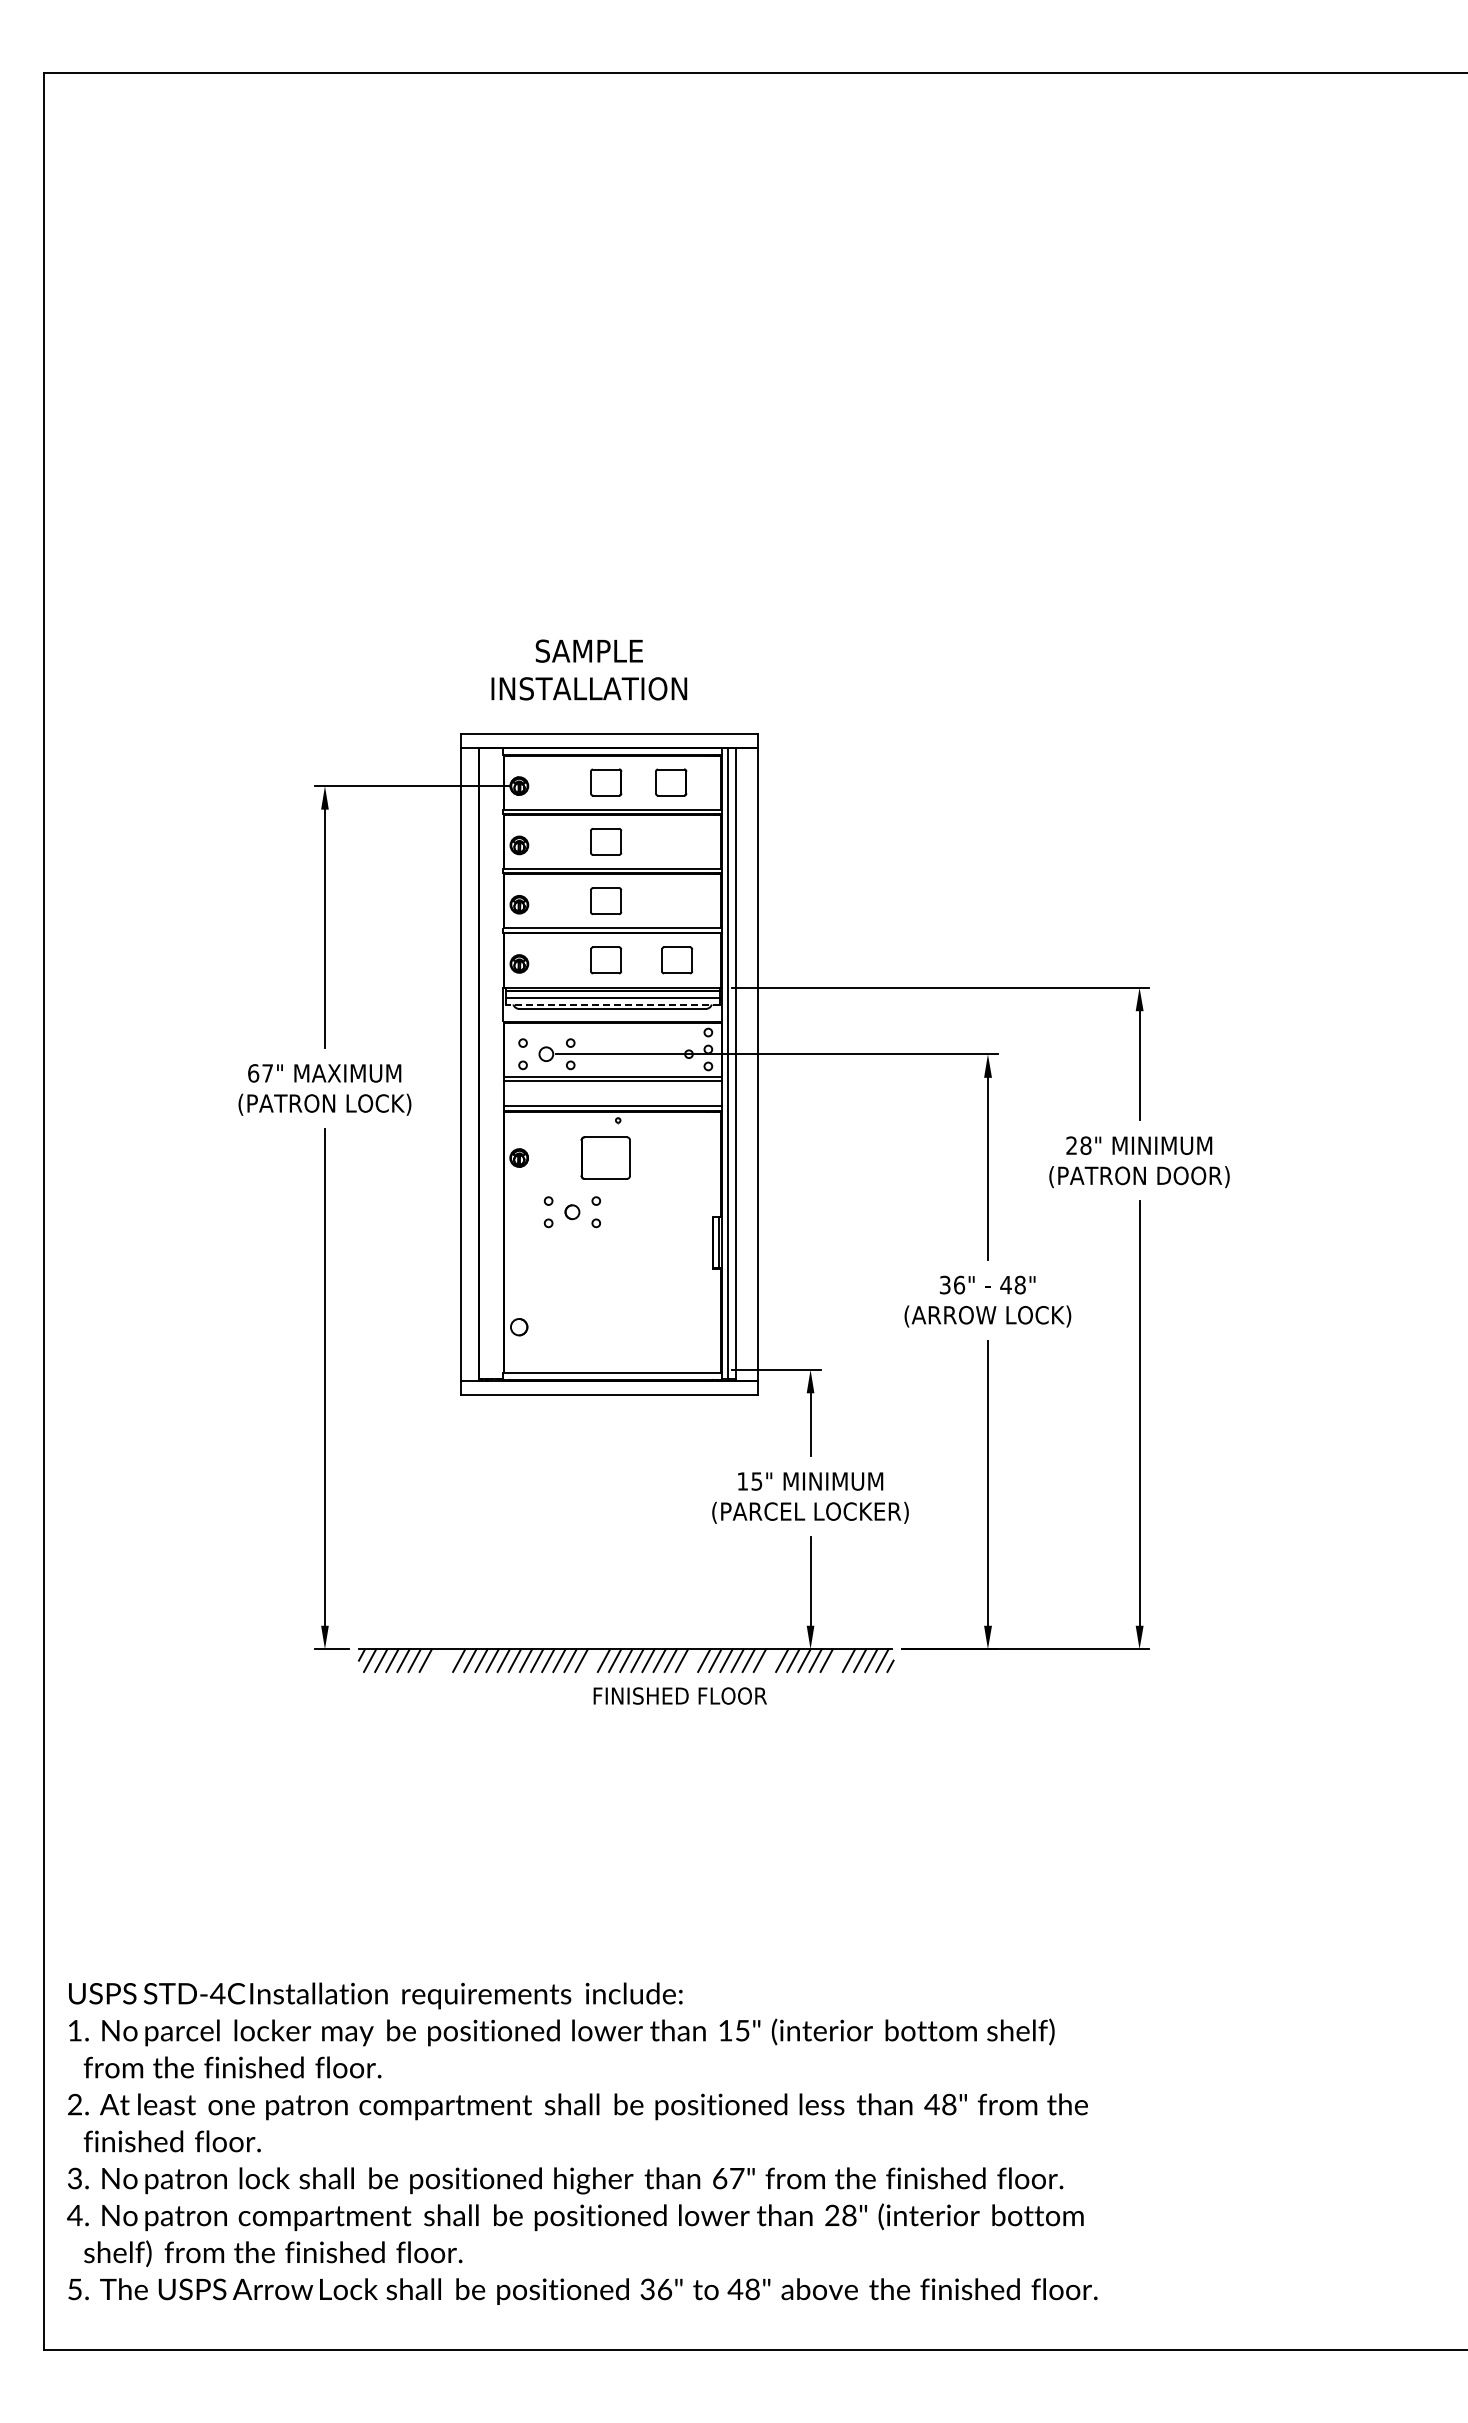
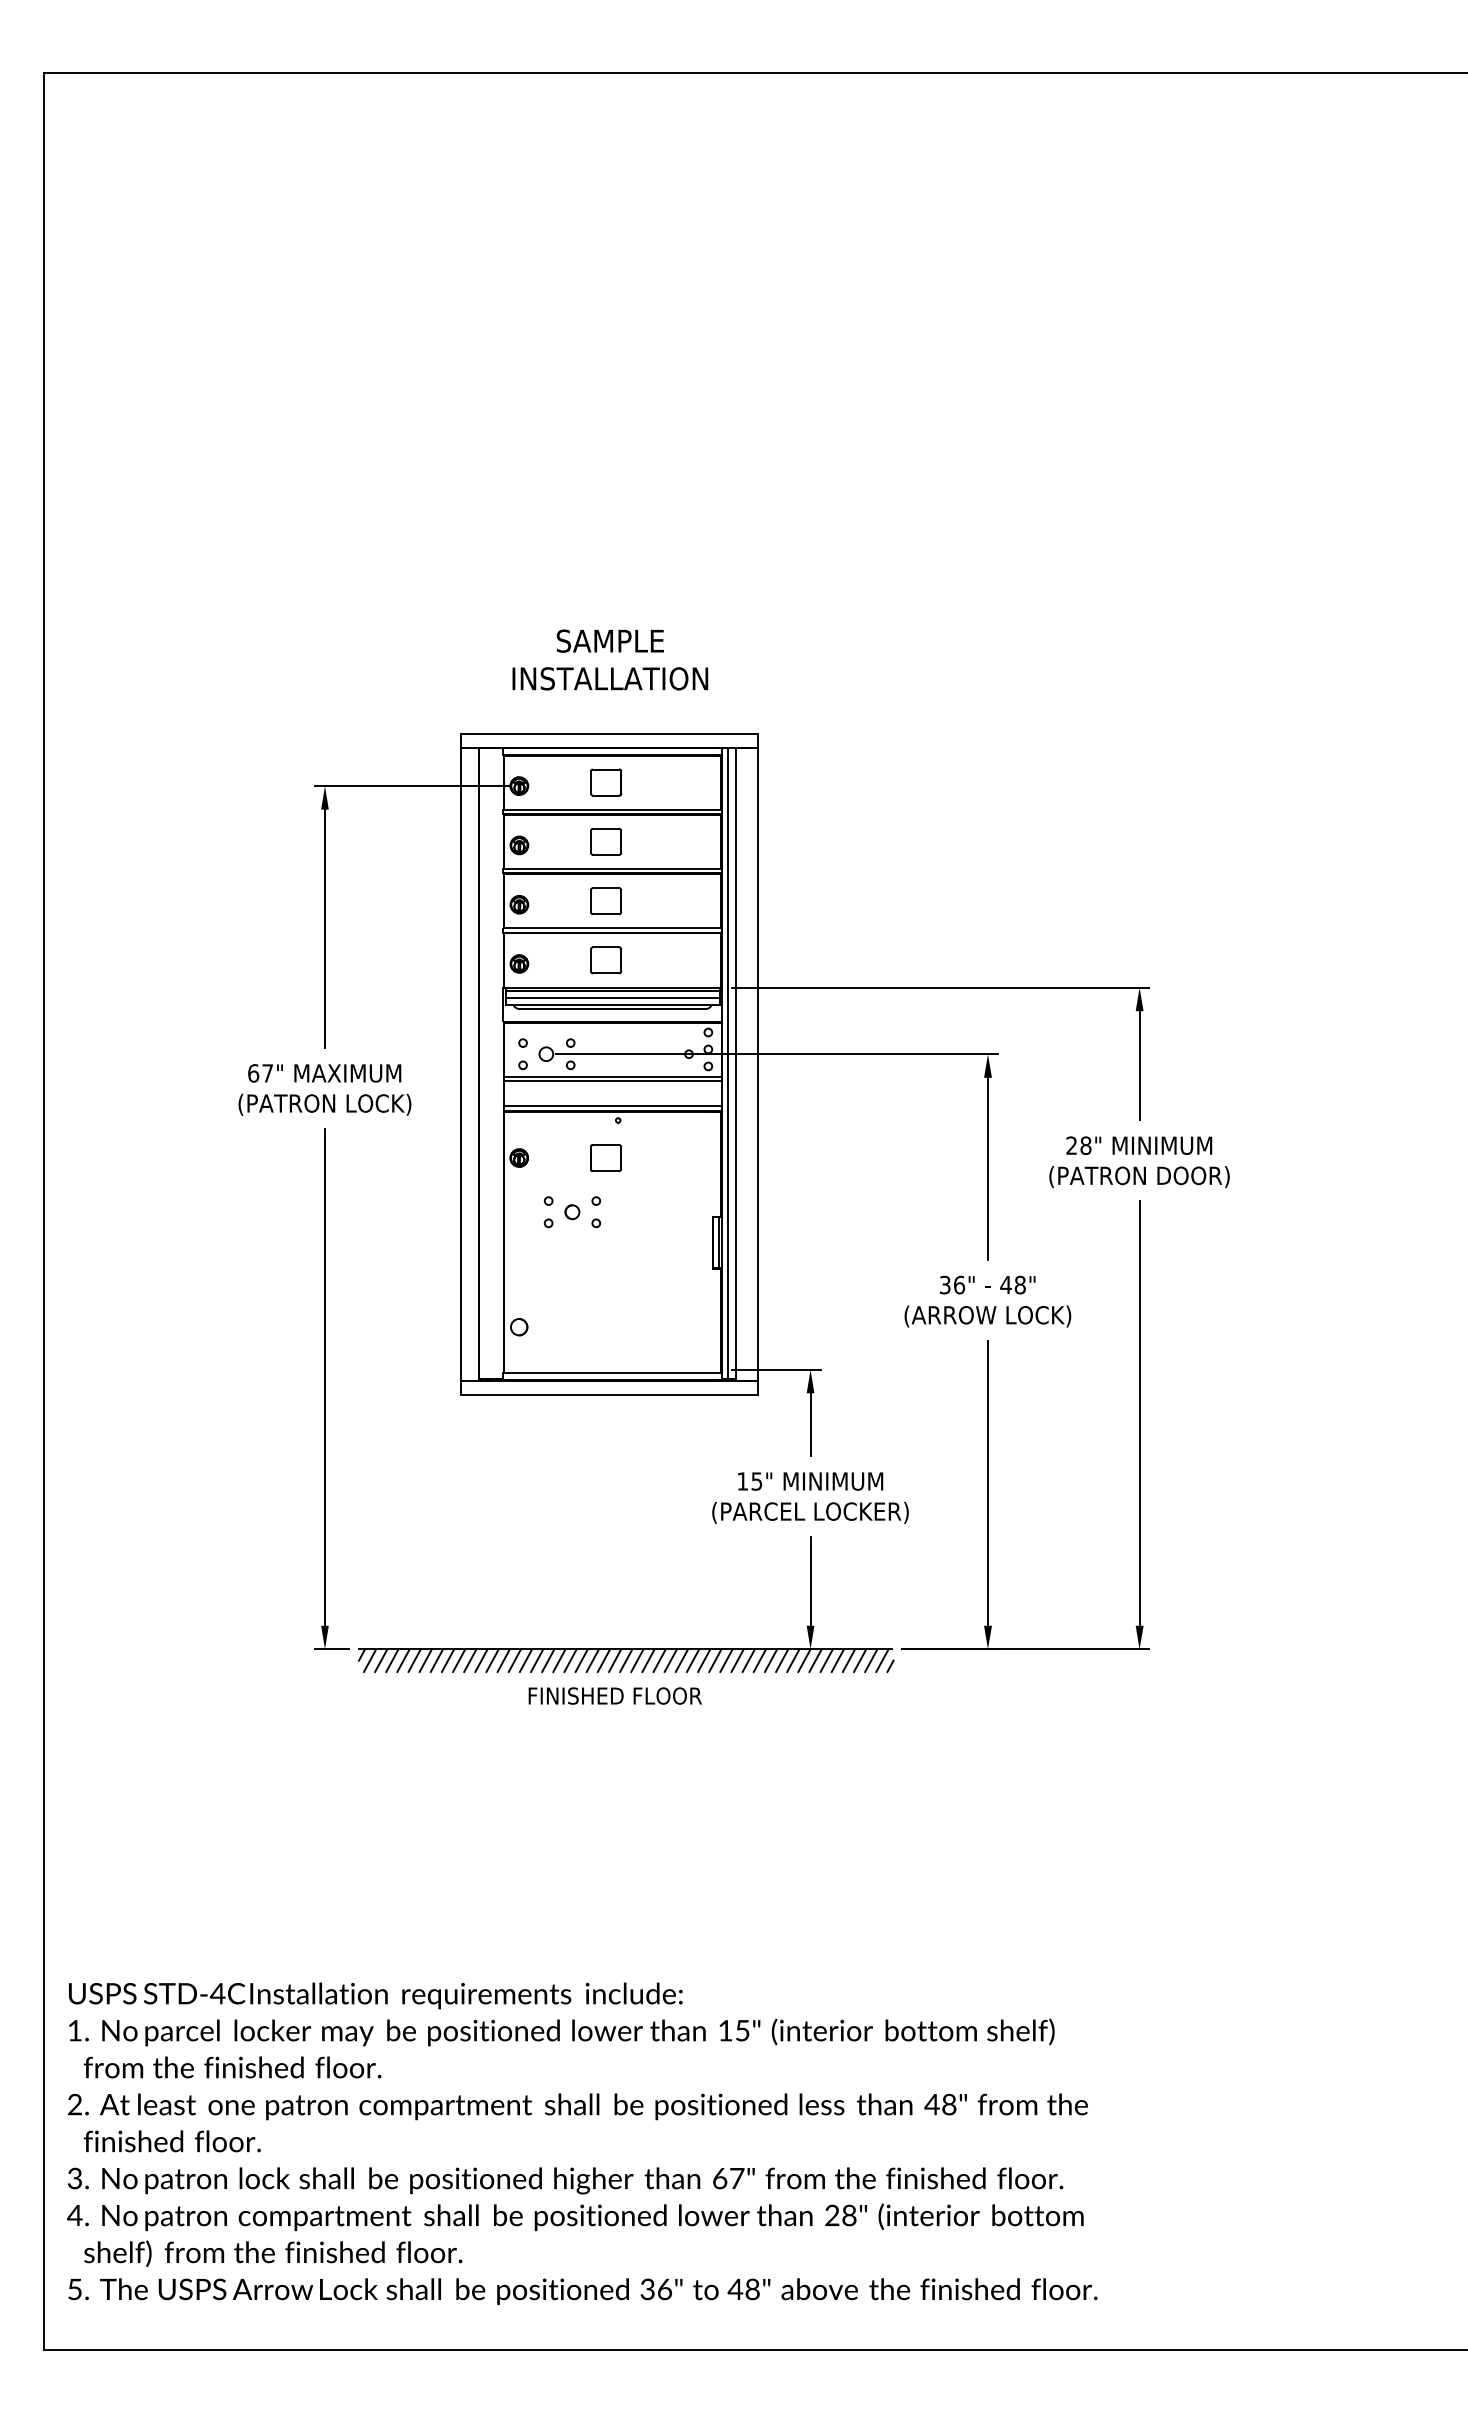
text position: (589, 669) -> (610, 659) (610, 659)
part: present -> none (671, 782)
part: present -> none (677, 960)
line: dashed -> solid (612, 1004)
part size: 51x44 px -> 33x28 px (606, 1157)
line: none -> present (436, 1660)
line: none -> present (447, 1660)
line: none -> present (592, 1660)
line: none -> present (692, 1660)
line: none -> present (770, 1660)
line: none -> present (837, 1660)
text position: (679, 1695) -> (614, 1695) (614, 1695)
